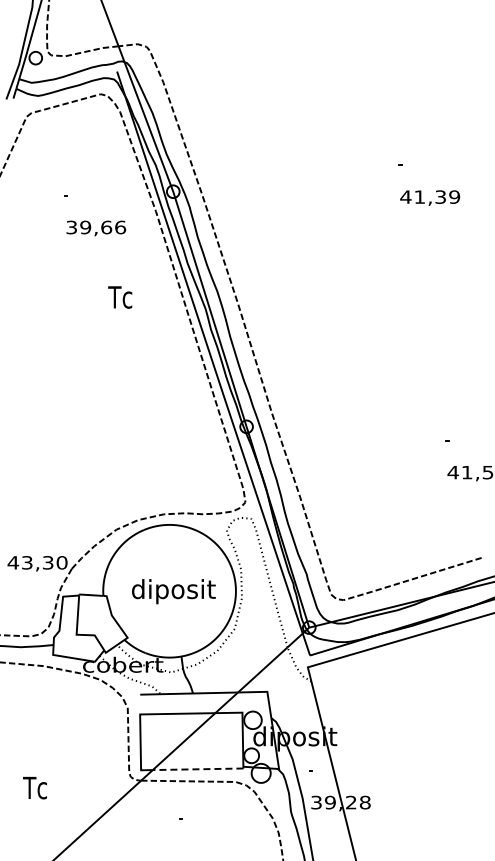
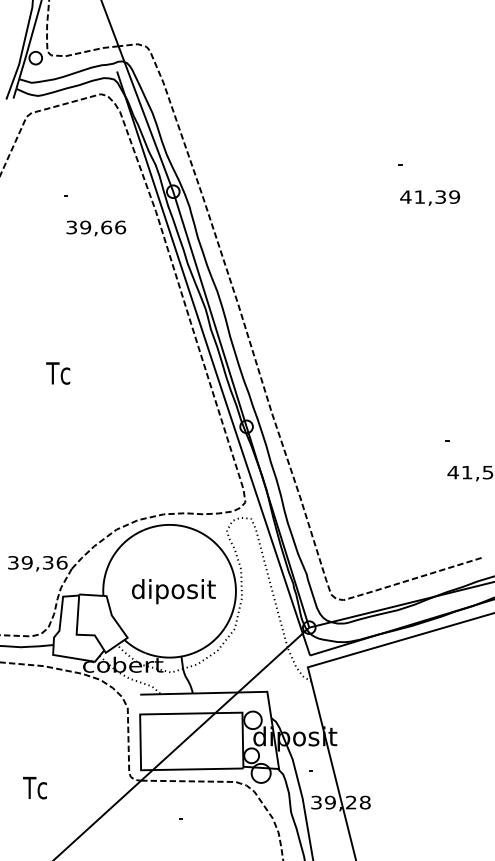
text position: (120, 297) -> (58, 373) (58, 373)
text: 43,30 -> 39,36 (37, 562)
line: dashed -> solid (197, 769)
